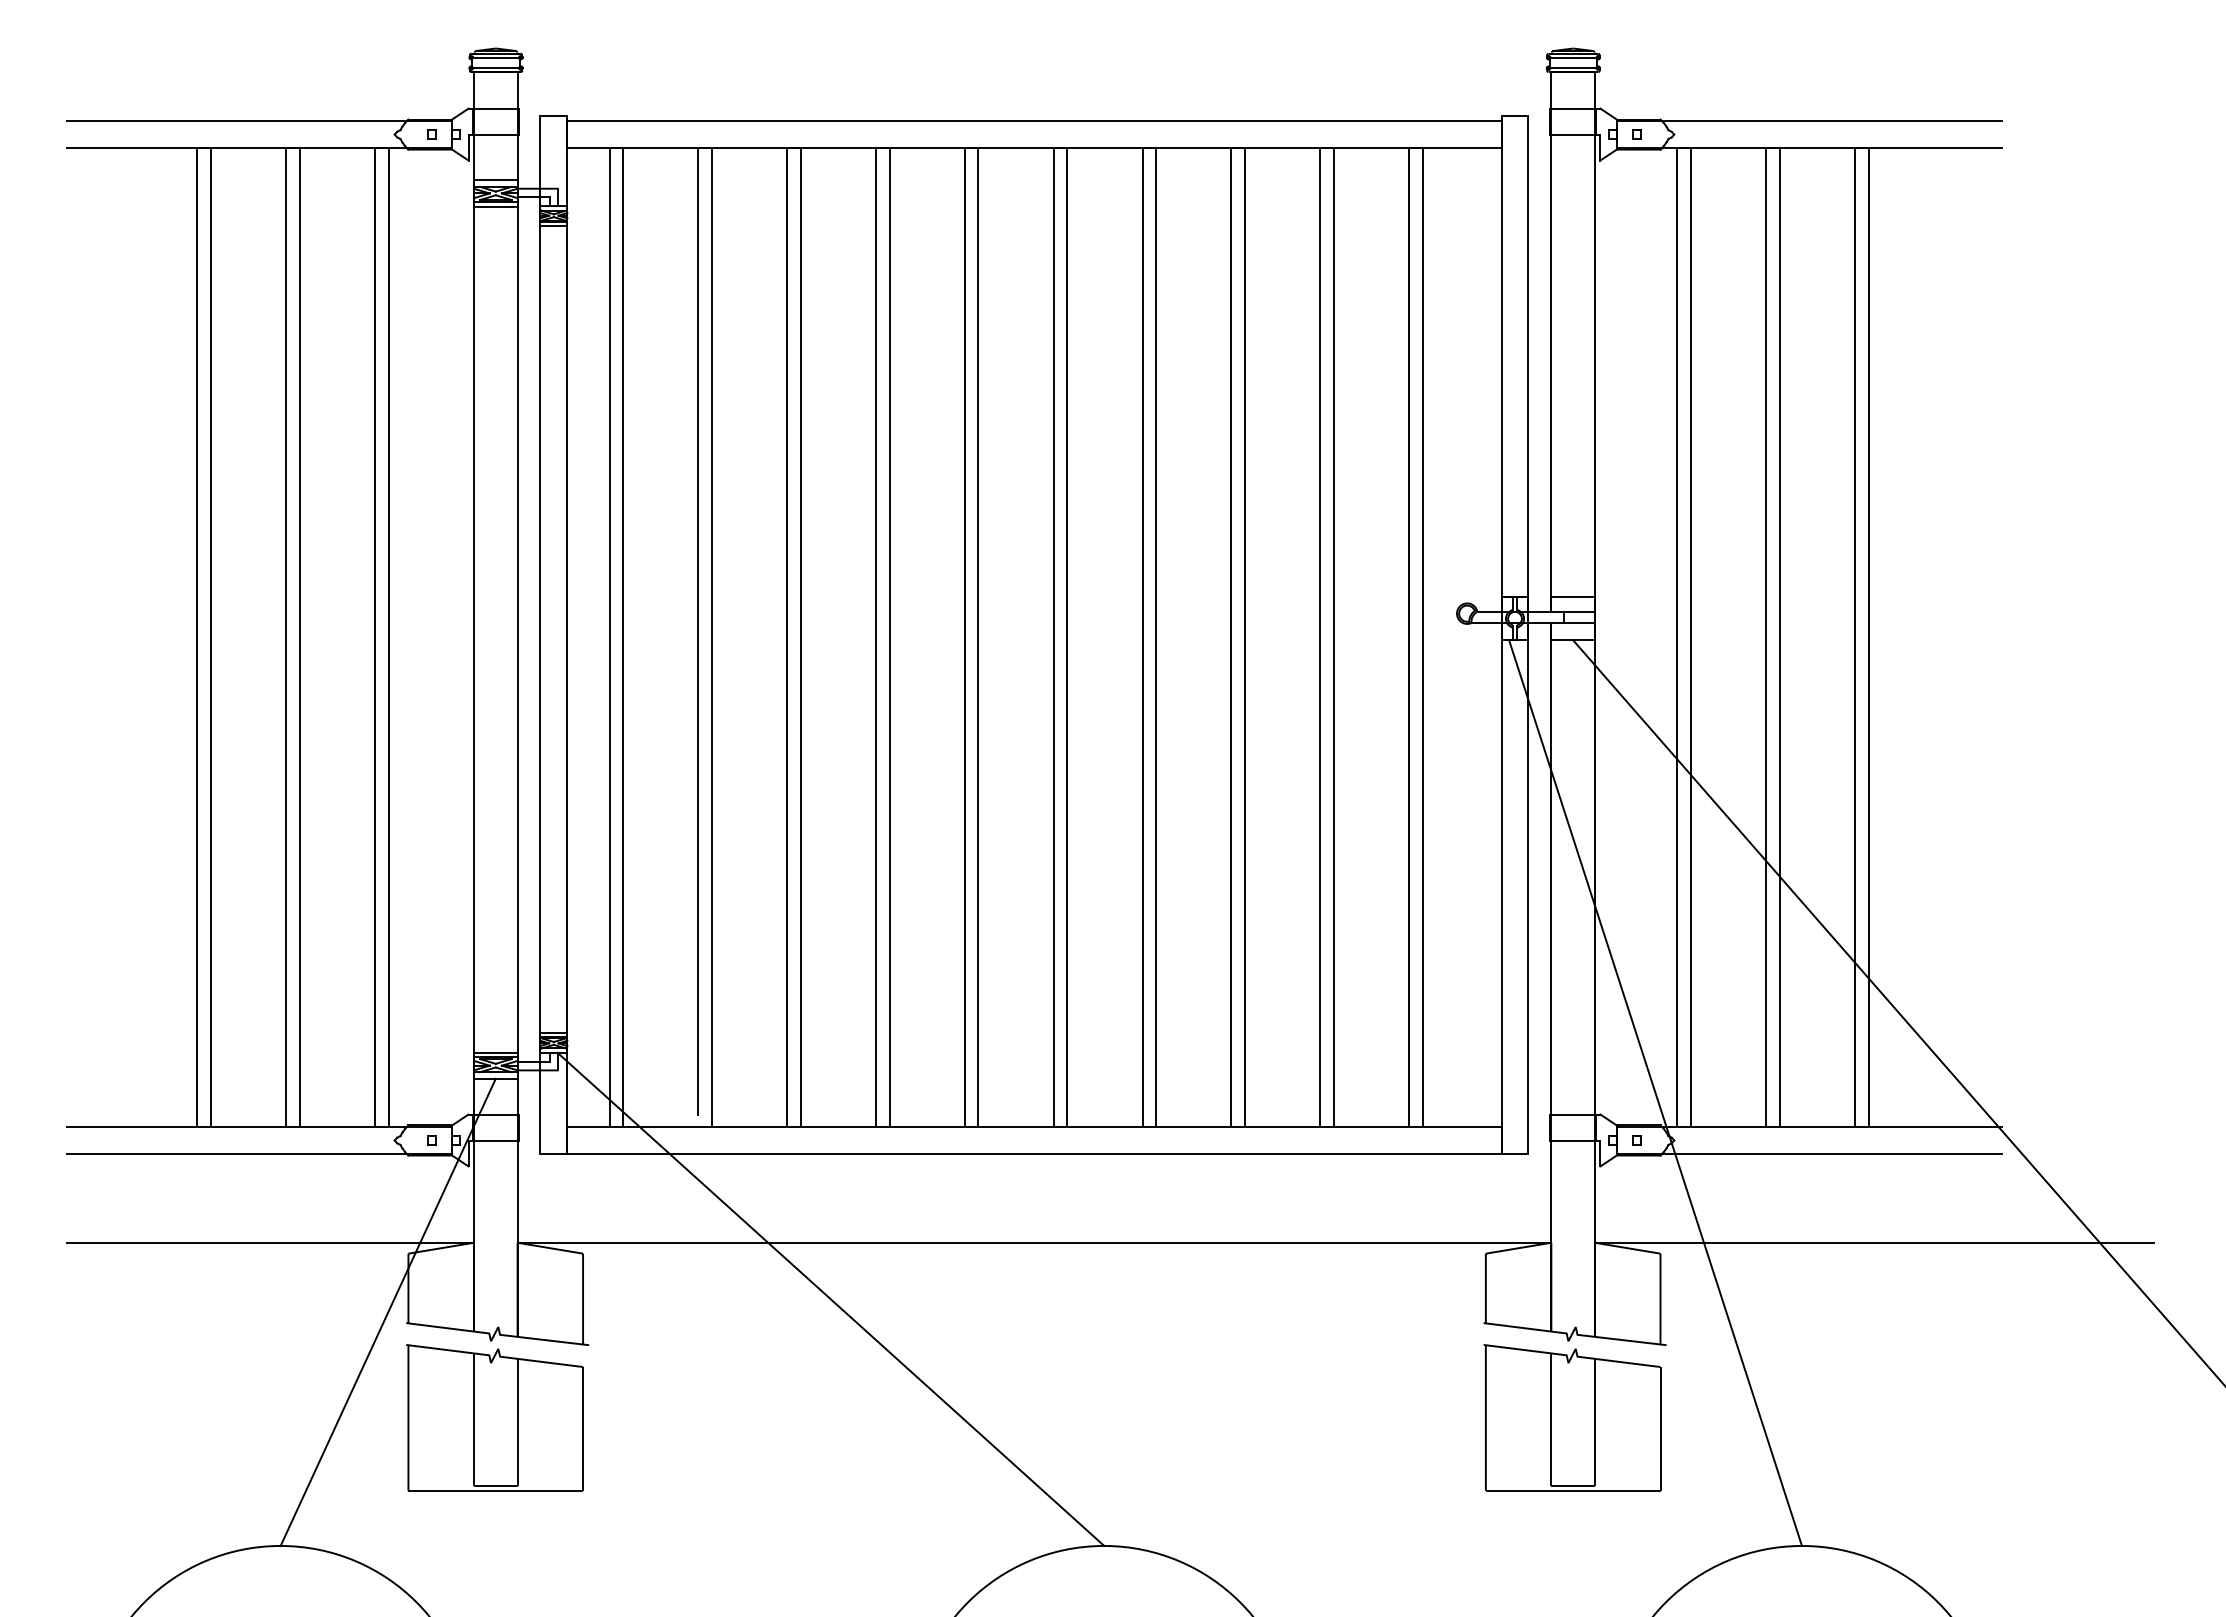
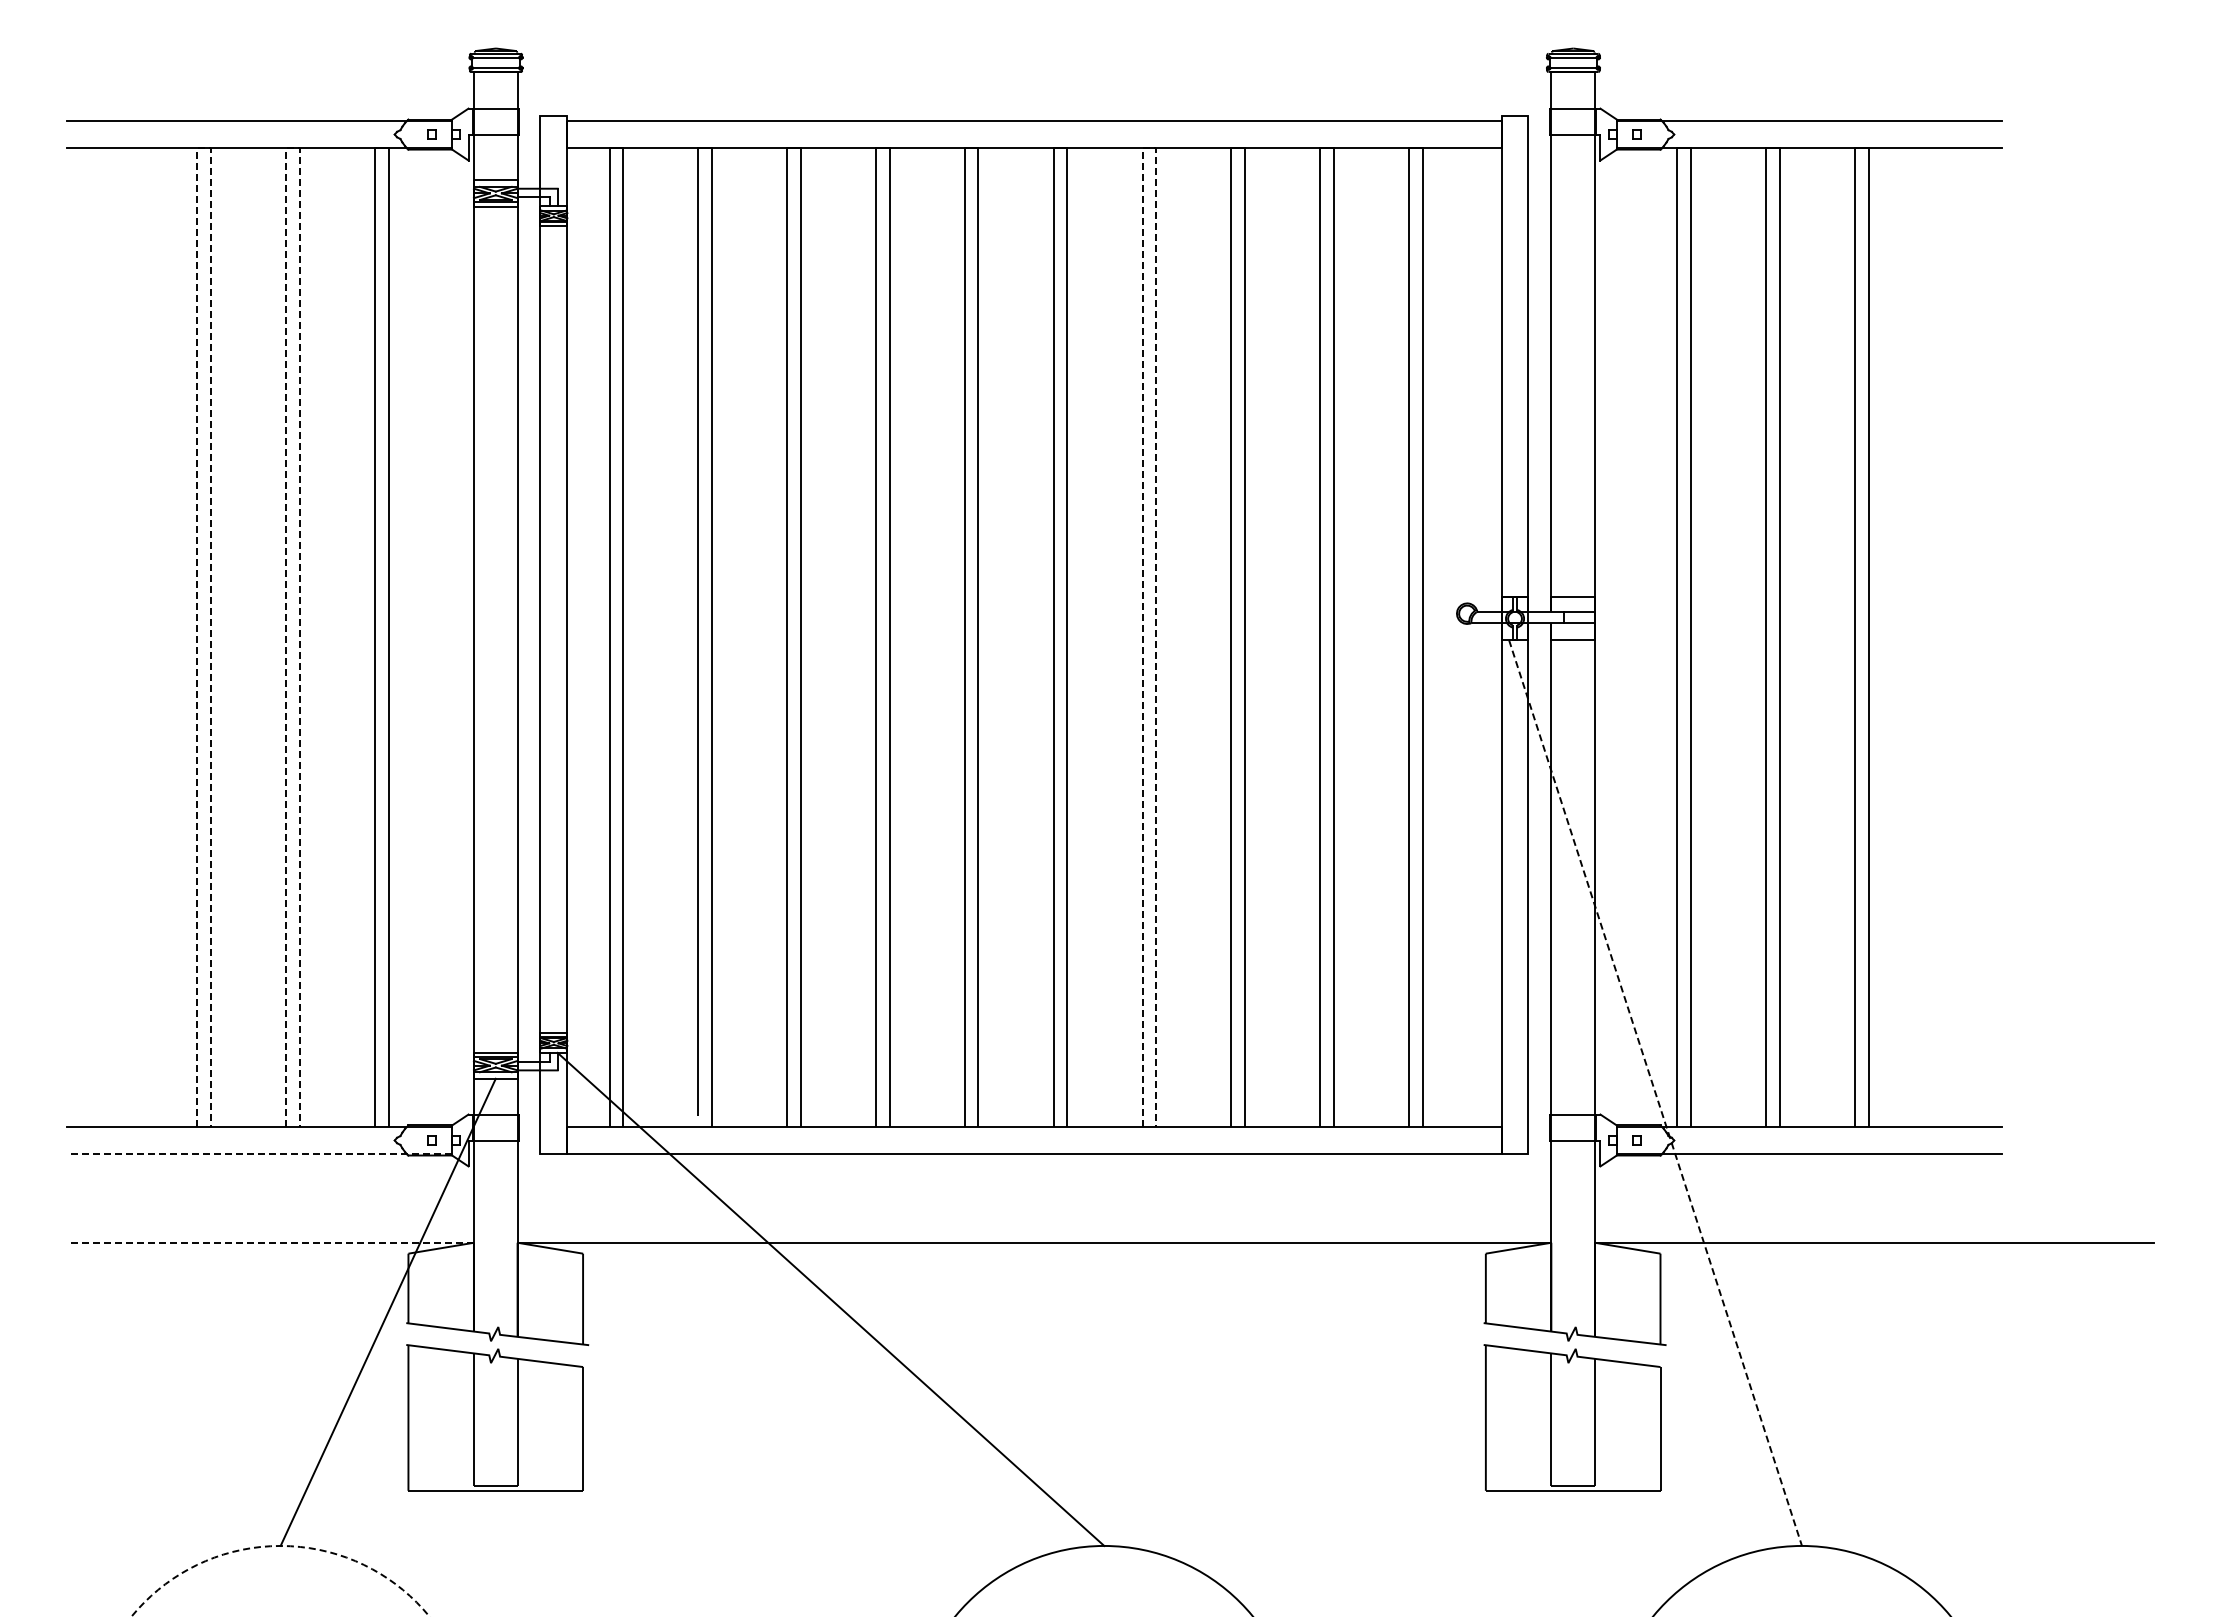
line: solid -> dashed (204, 148)
line: solid -> dashed (293, 148)
line: solid -> dashed (1149, 148)
line: present -> none (1897, 1011)
line: solid -> dashed (1655, 1093)
line: solid -> dashed (259, 1154)
line: solid -> dashed (270, 1242)
circle: solid -> dashed (280, 1580)
